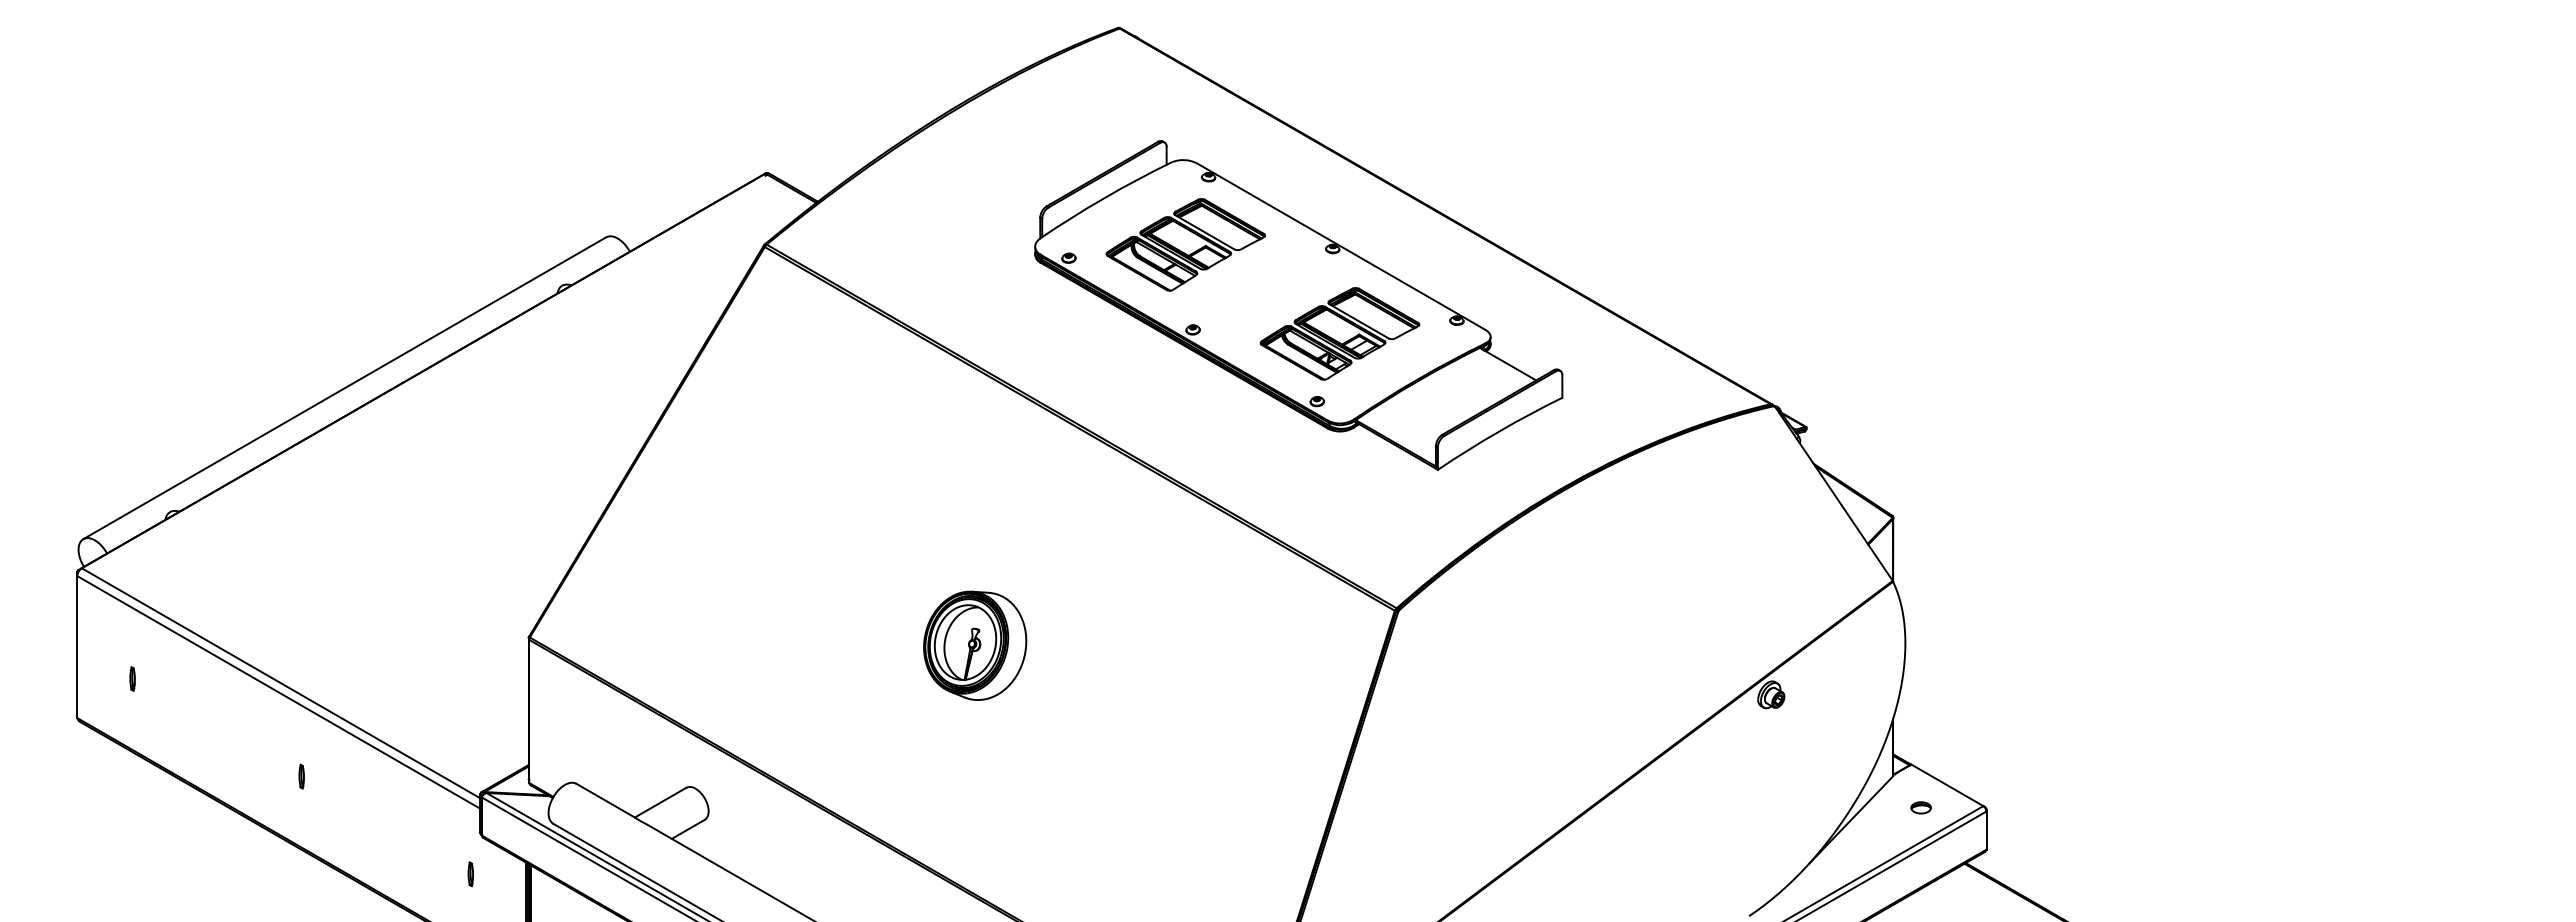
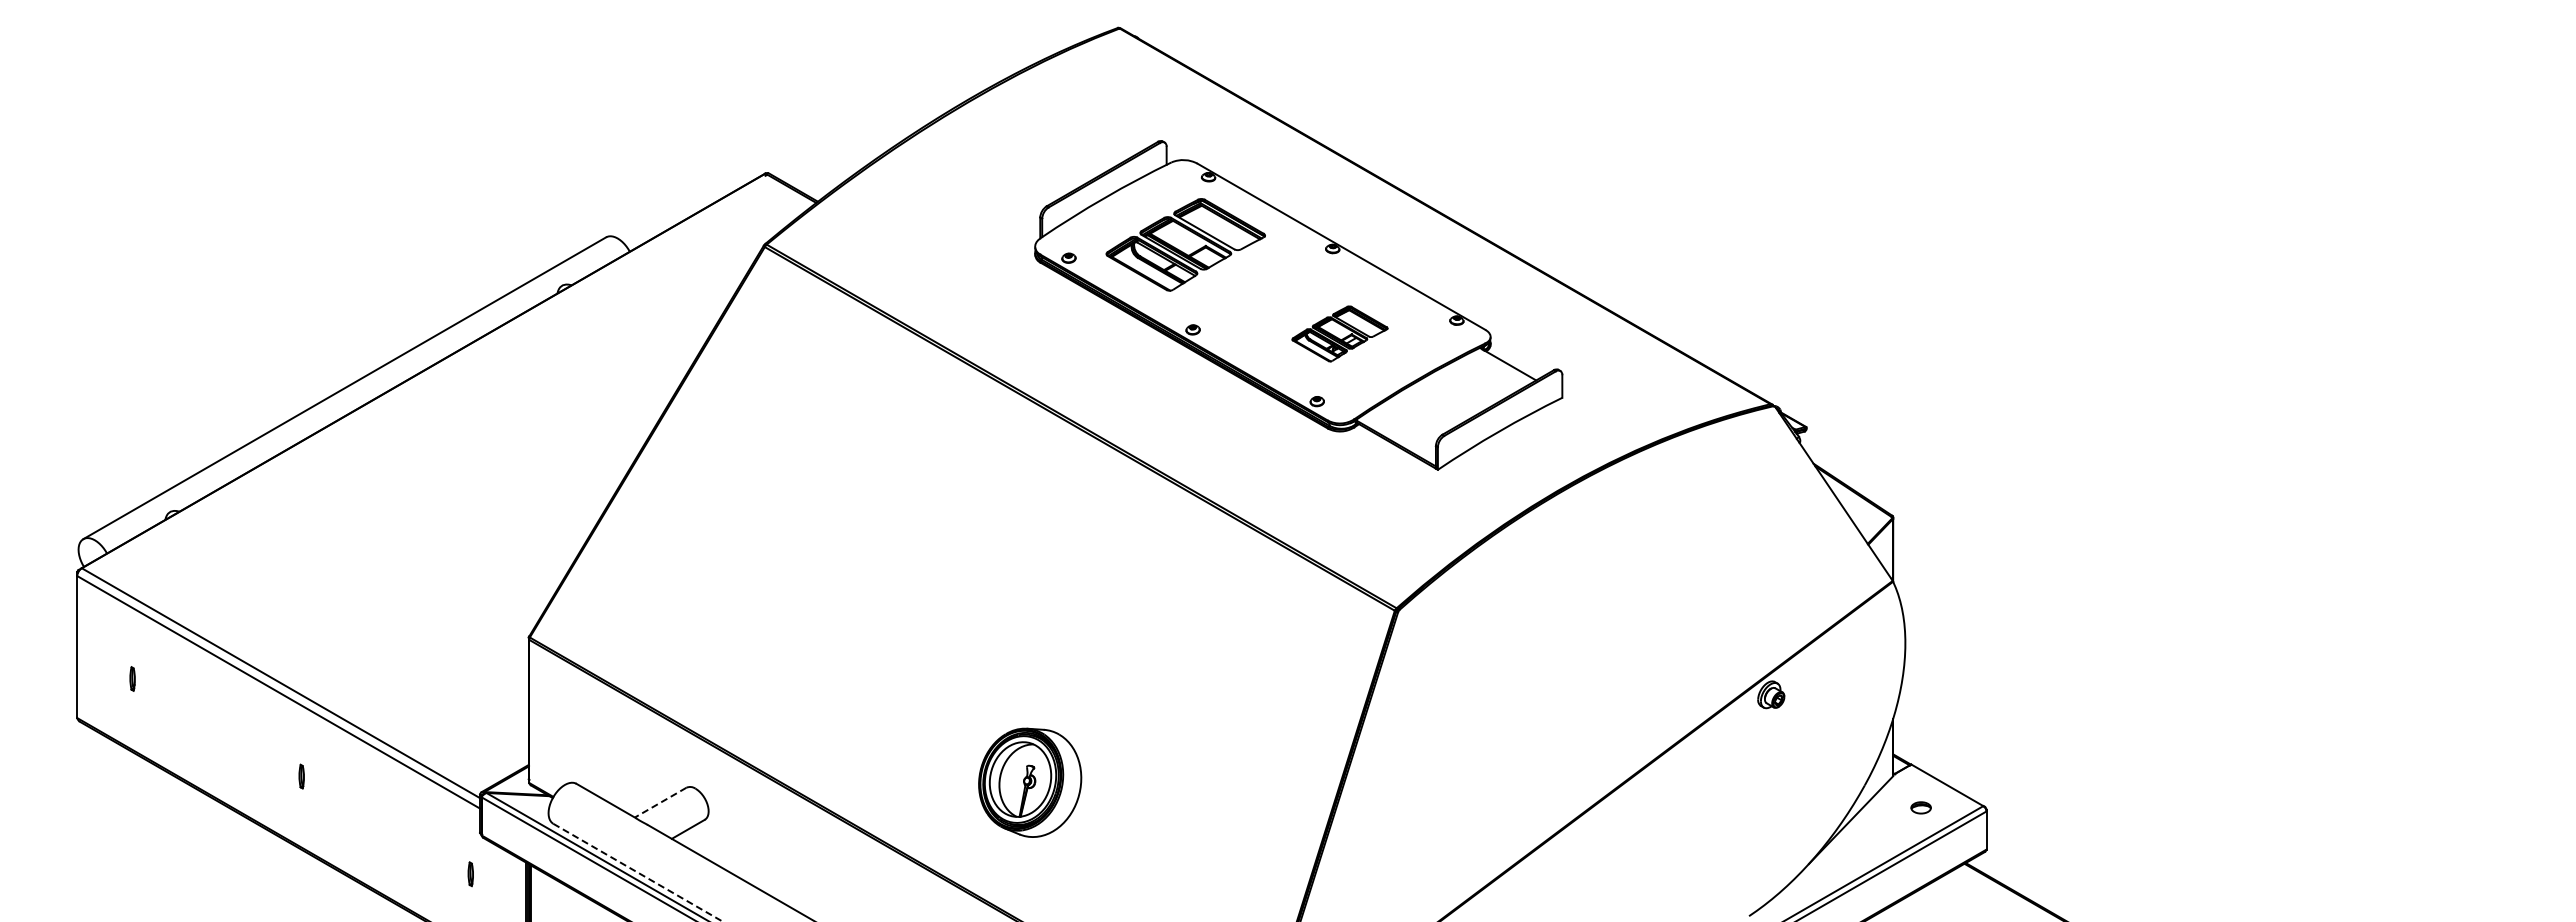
part size: 162x94 px -> 98x58 px (1339, 333)
part position: (975, 645) -> (1030, 782) (1030, 782)
line: solid -> dashed (660, 802)
line: solid -> dashed (638, 872)
